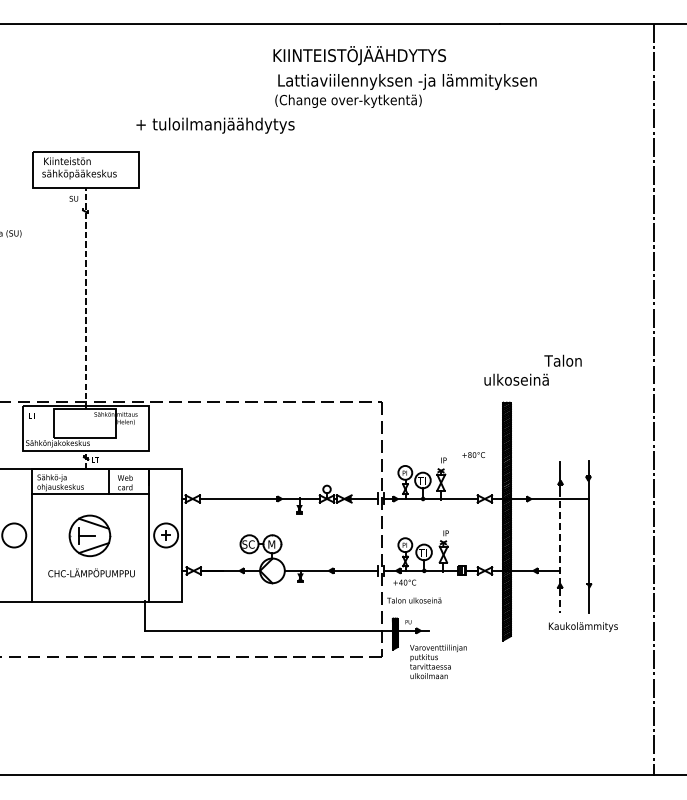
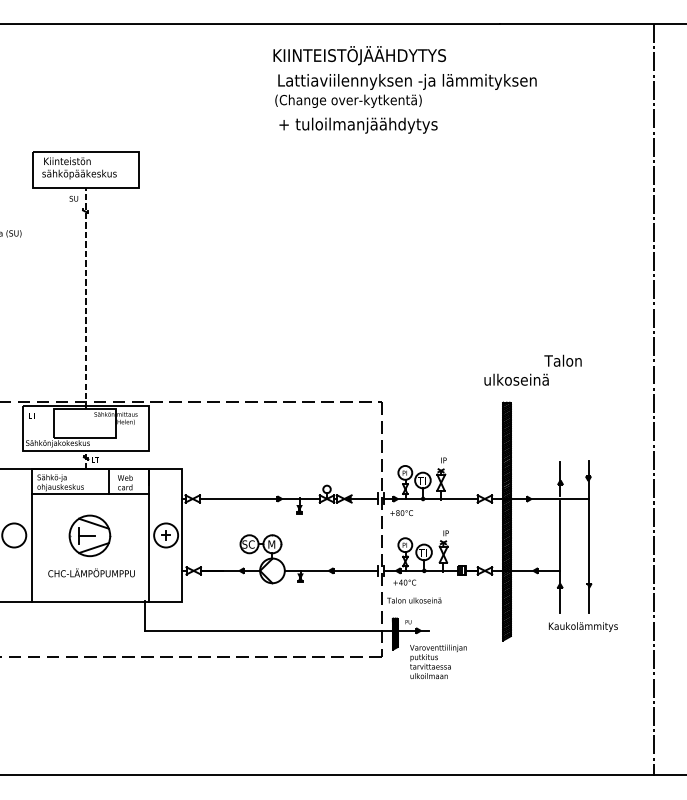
text position: (215, 125) -> (358, 125) (358, 125)
text position: (473, 454) -> (401, 512) (401, 512)
line: dashed -> solid (560, 556)
